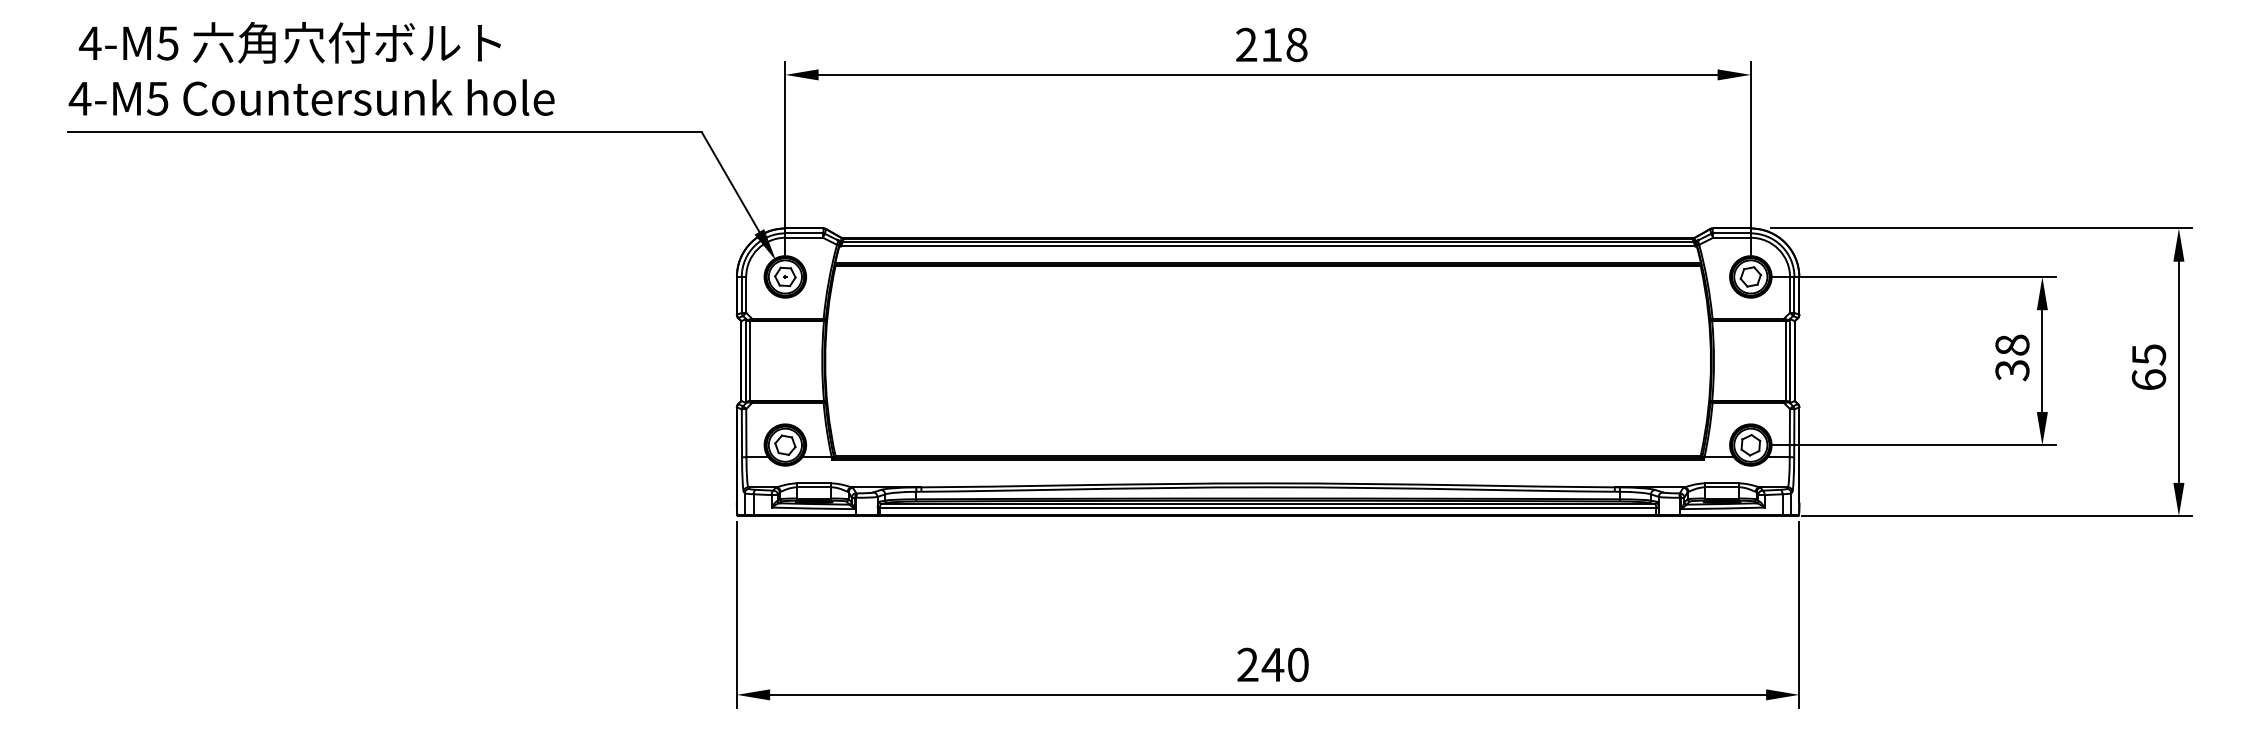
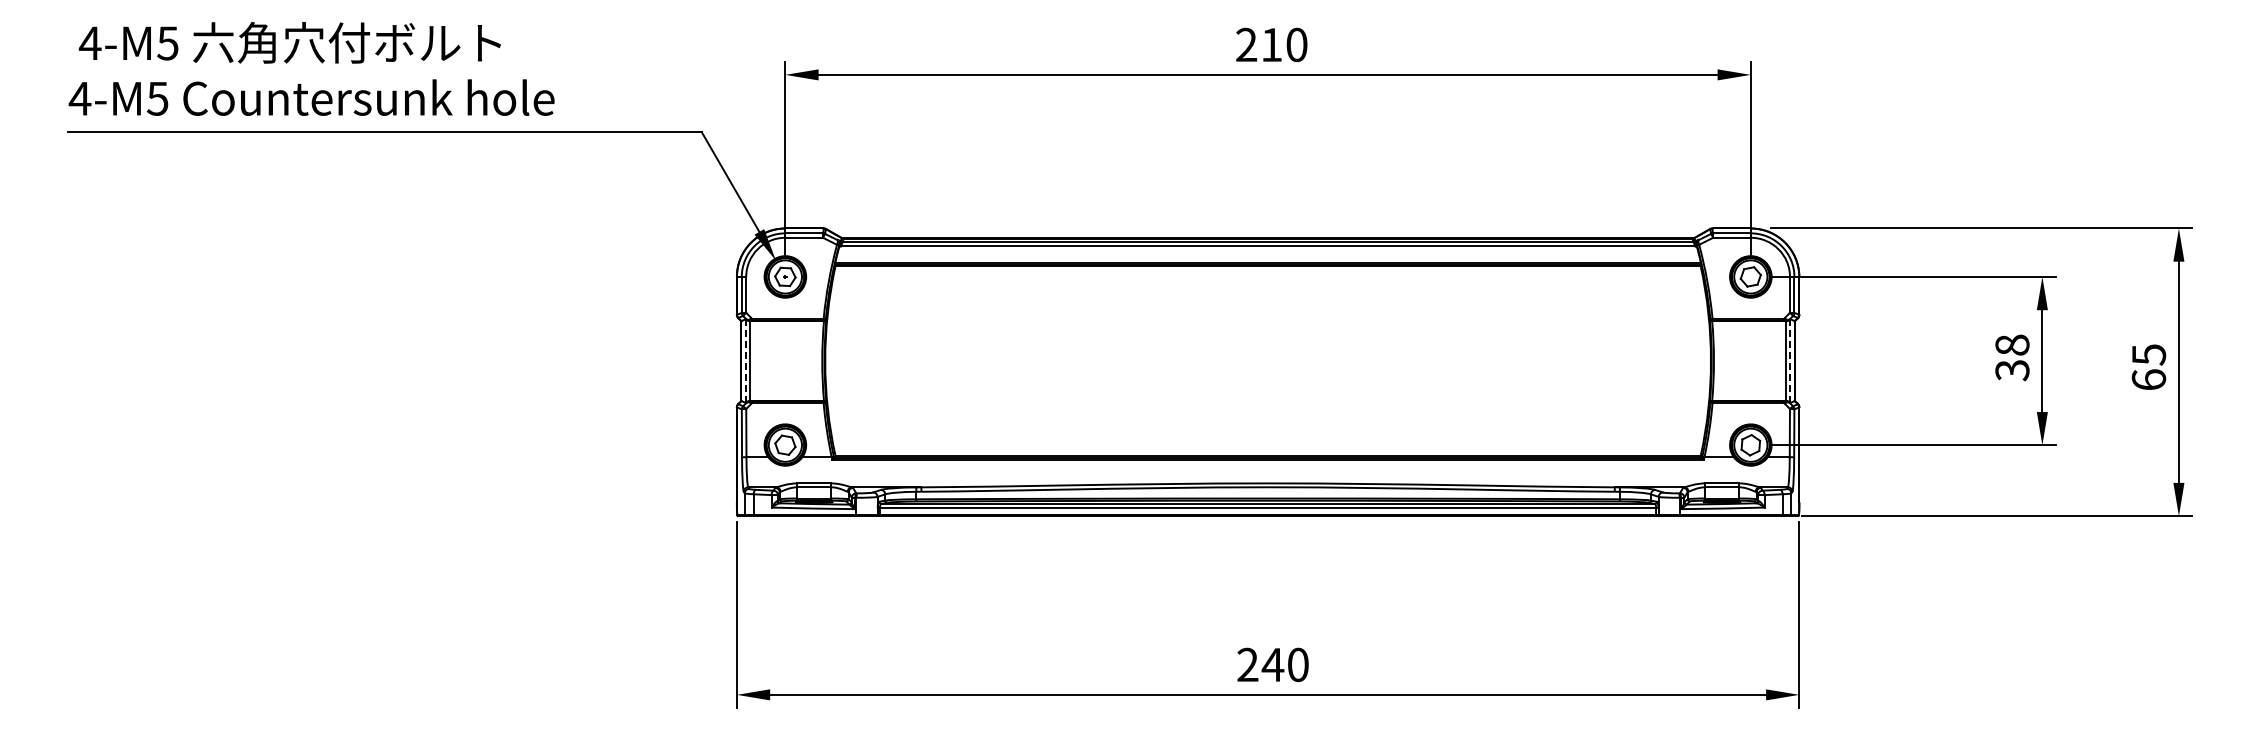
text: 218 -> 210 (1296, 44)
line: solid -> dashed (745, 361)
line: solid -> dashed (1790, 361)
